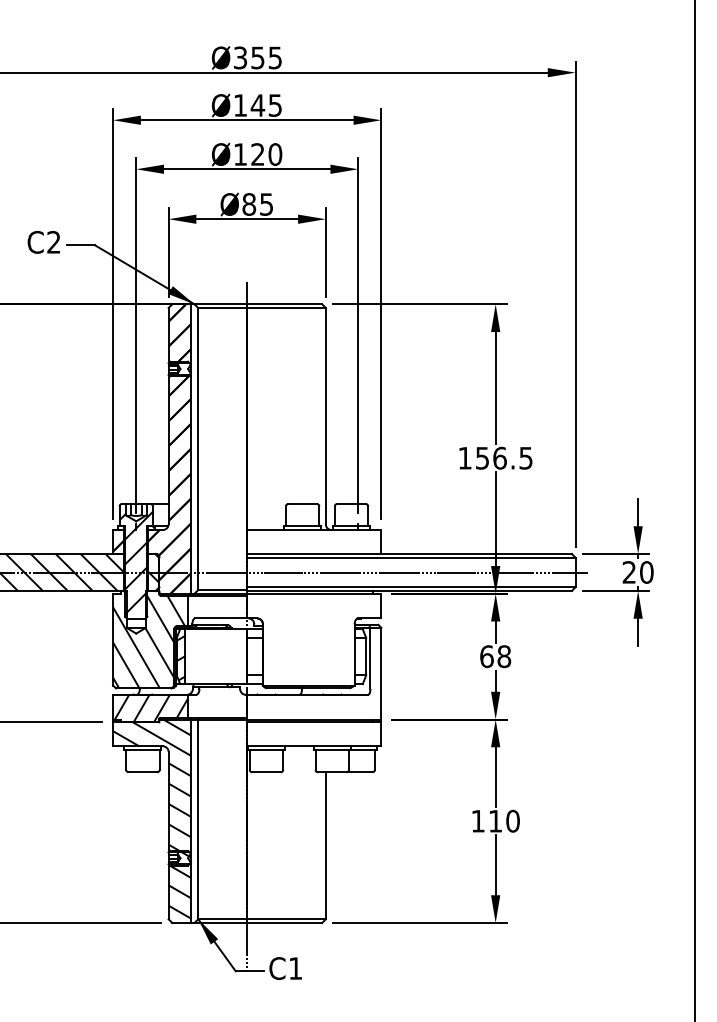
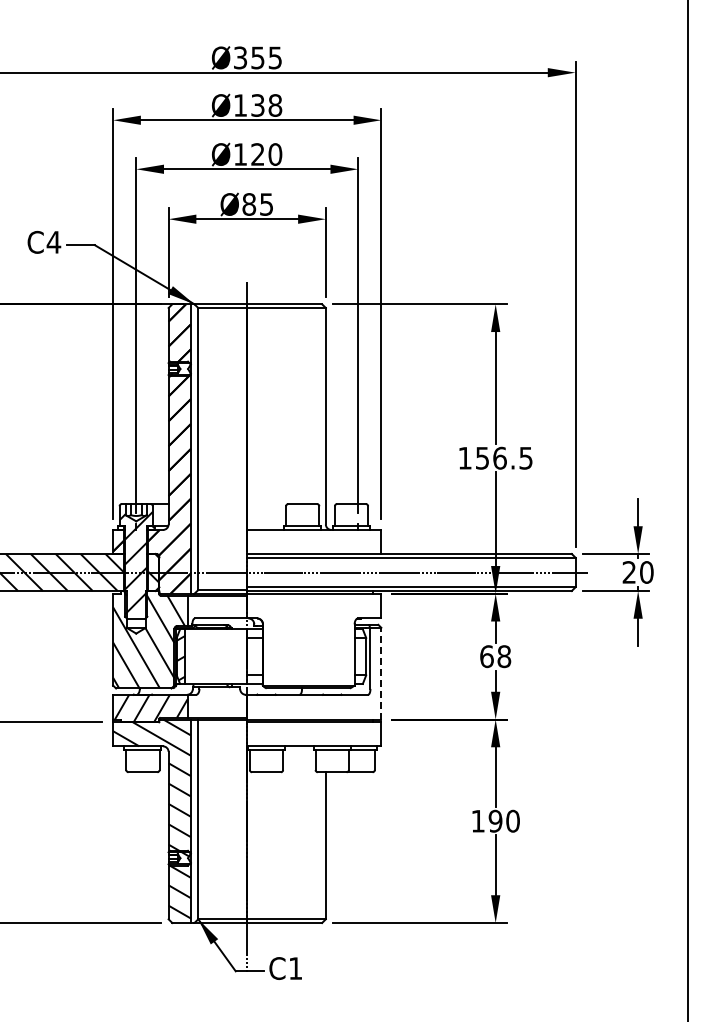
text: Ø145 -> Ø138 (266, 105)
text: C2 -> C4 (53, 241)
line position: (695, 510) -> (688, 510) (688, 510)
line: solid -> dashed (381, 673)
text: 110 -> 190 (495, 820)
